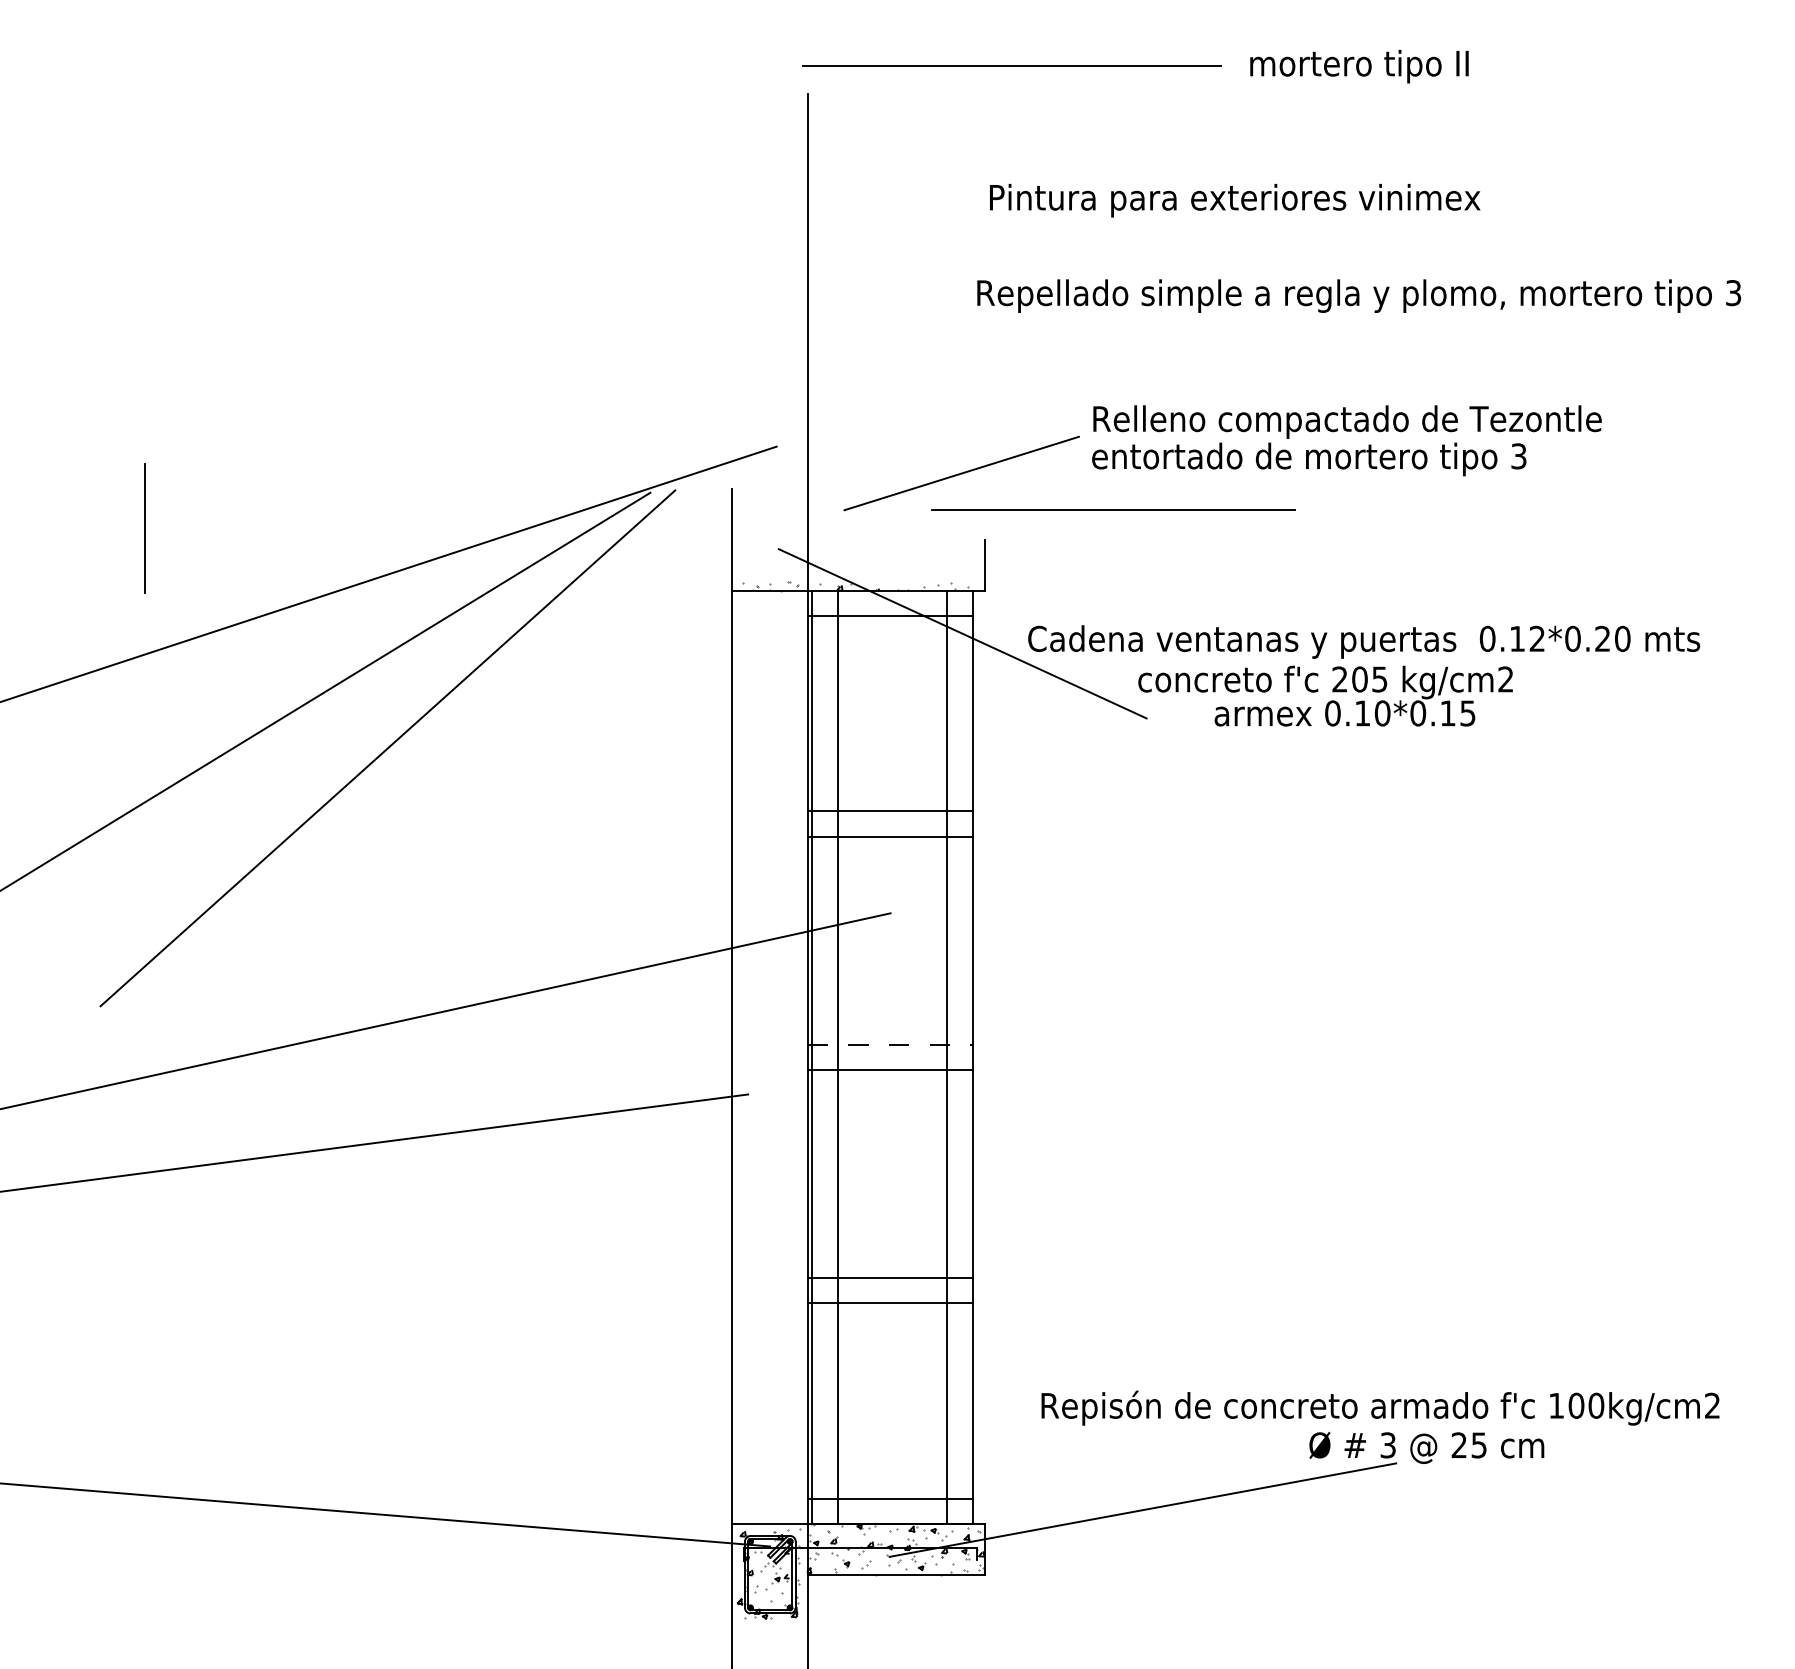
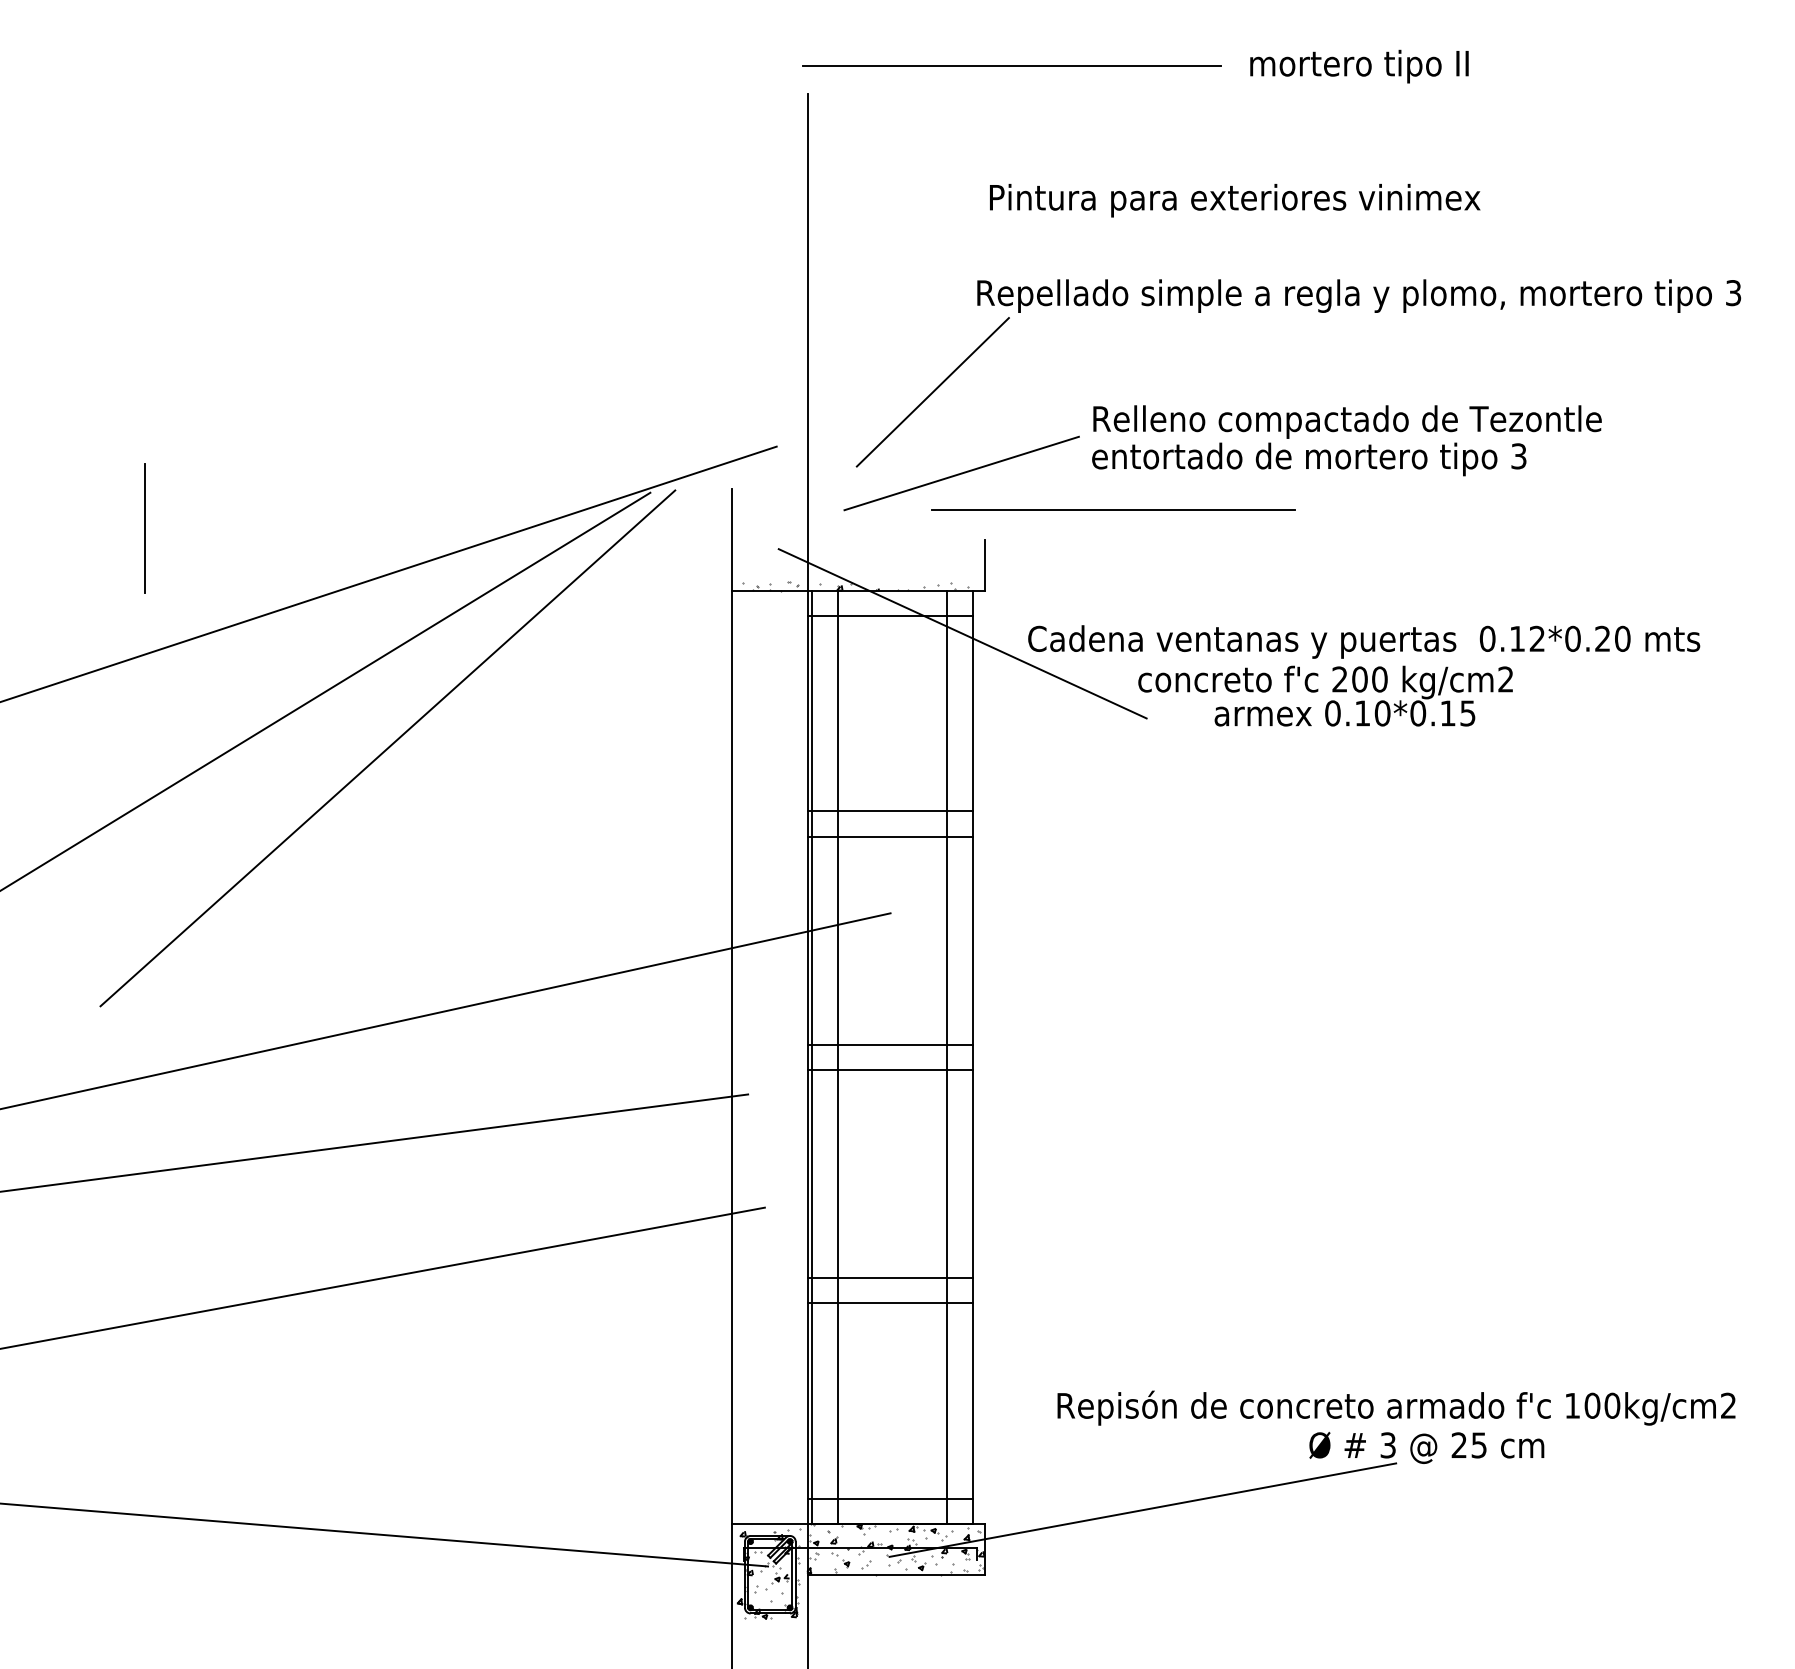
line: none -> present (932, 392)
text: 205 -> 200 (1379, 679)
line: dashed -> solid (890, 1044)
line: none -> present (383, 1277)
text position: (1380, 1407) -> (1396, 1407) (1396, 1407)
line position: (386, 1514) -> (385, 1534) (385, 1534)
